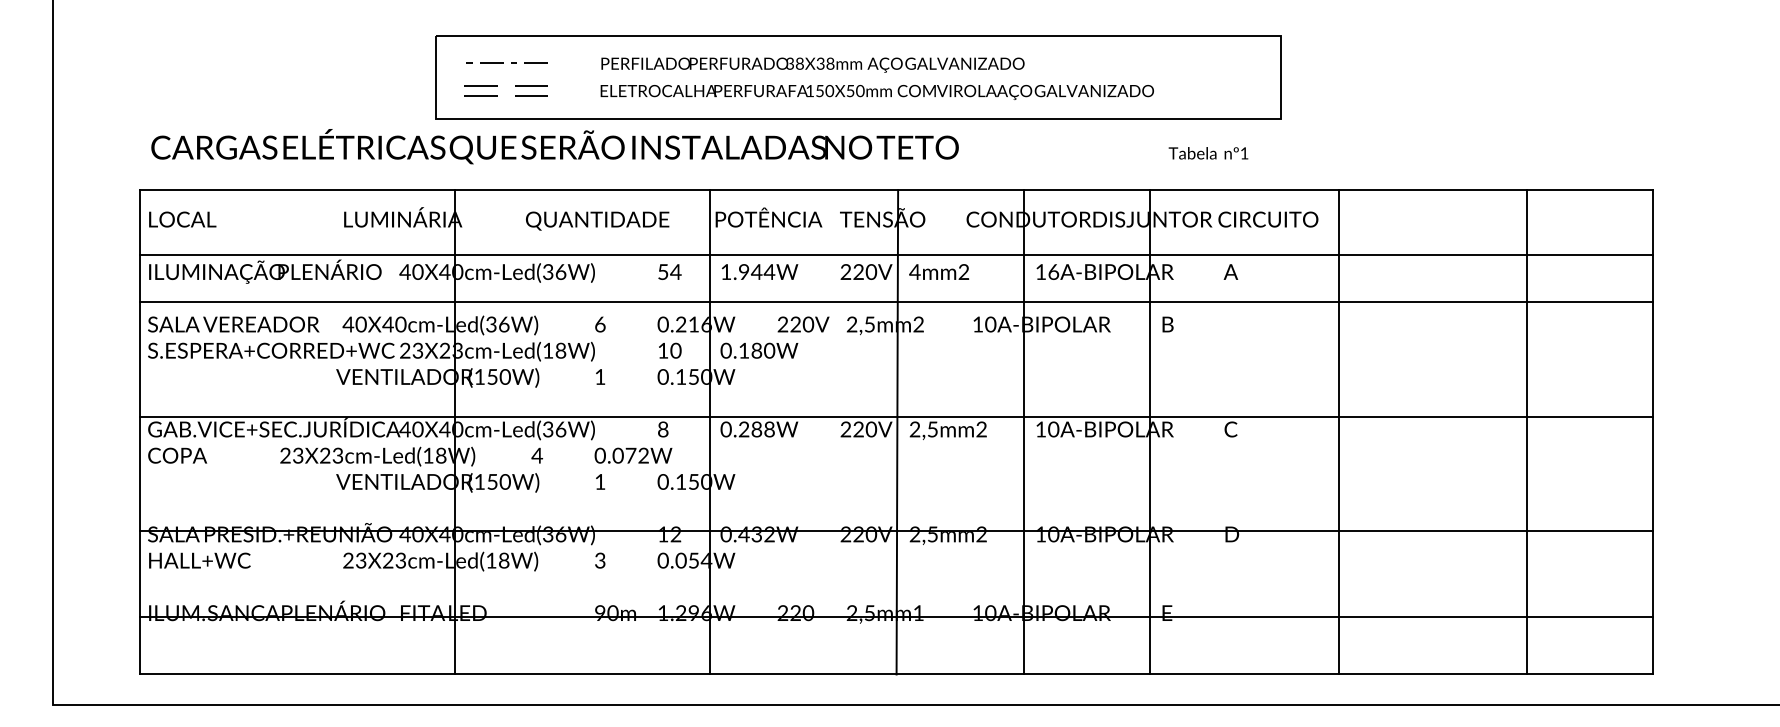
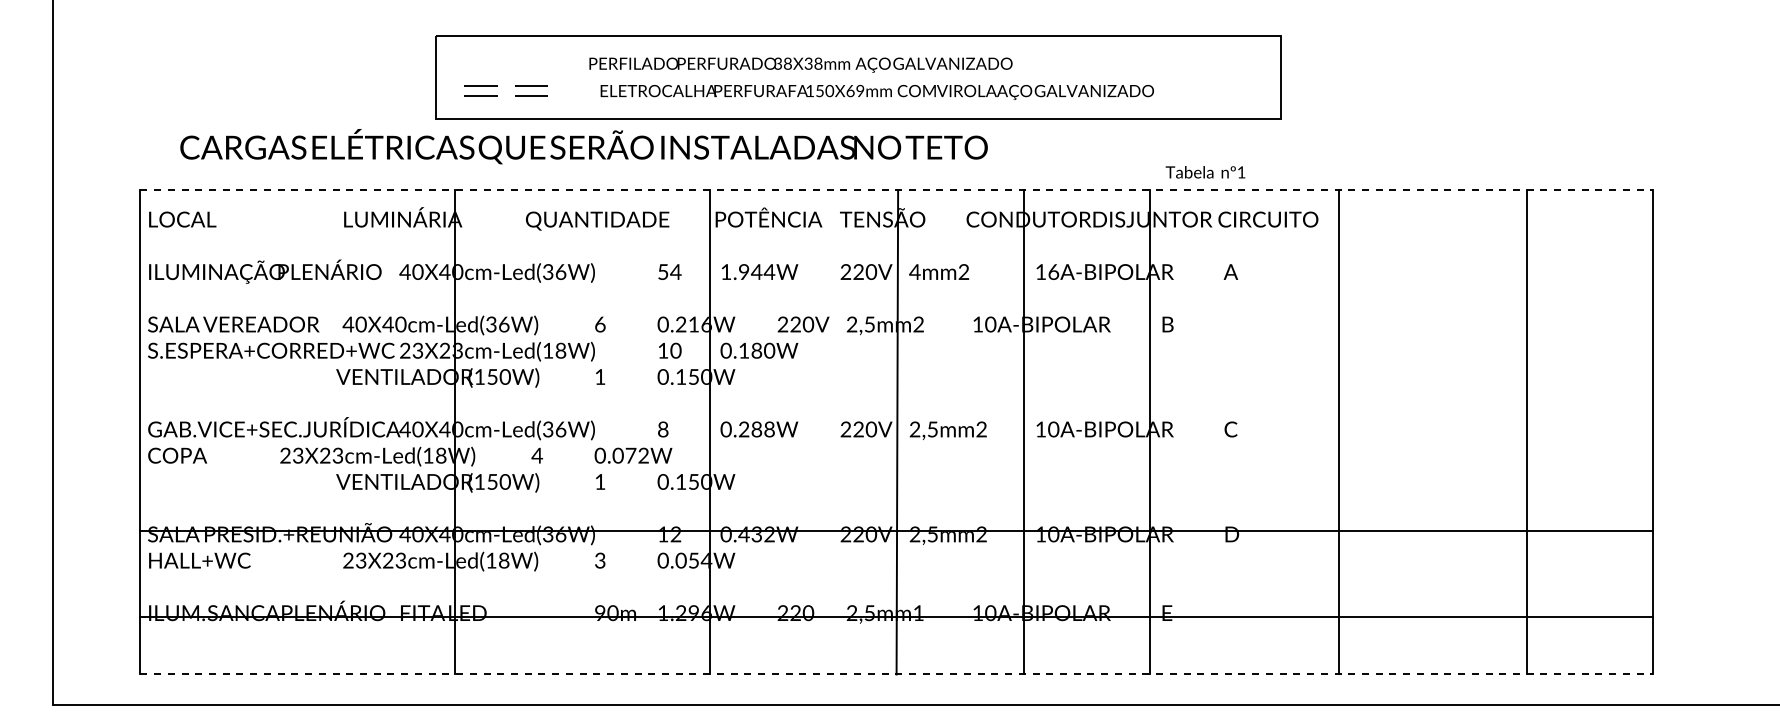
line: present -> none (503, 62)
text position: (812, 64) -> (800, 64) (800, 64)
text: 150X50mm -> 150X69mm (855, 91)
text position: (554, 146) -> (583, 146) (583, 146)
text position: (1208, 153) -> (1205, 172) (1205, 172)
line: solid -> dashed (897, 190)
line: present -> none (896, 255)
line: present -> none (896, 302)
line: present -> none (896, 416)
line: solid -> dashed (897, 674)
